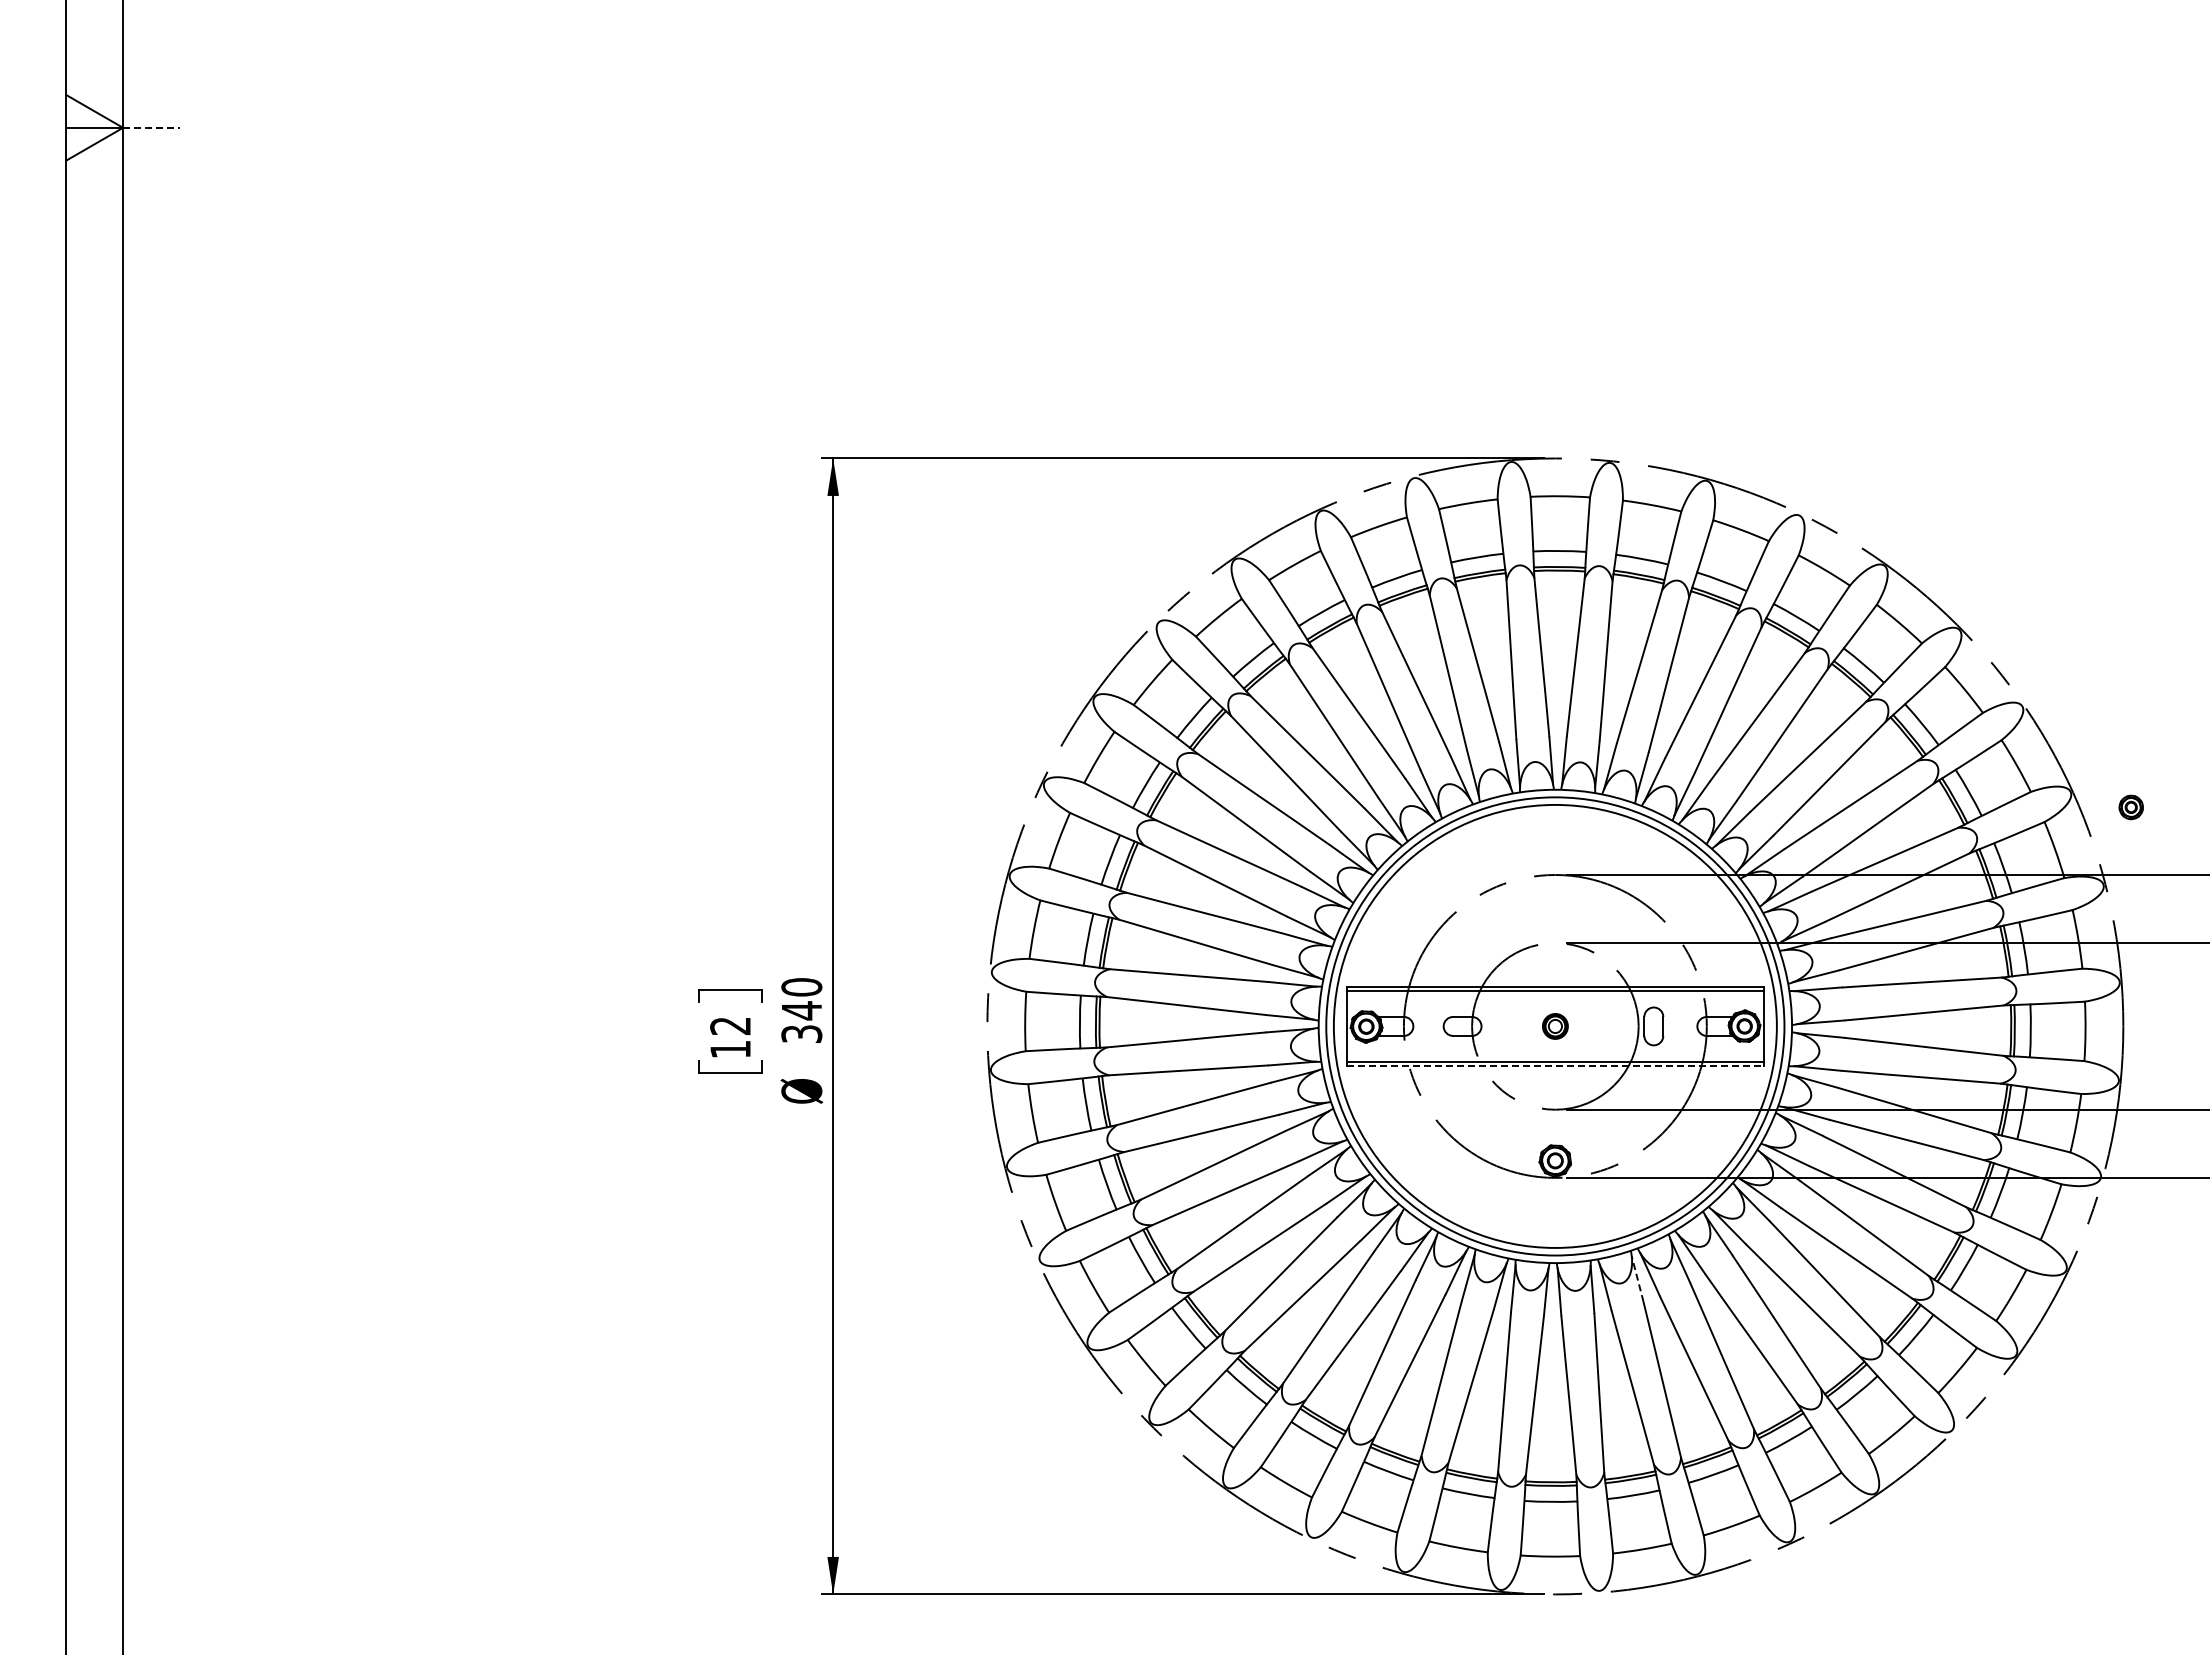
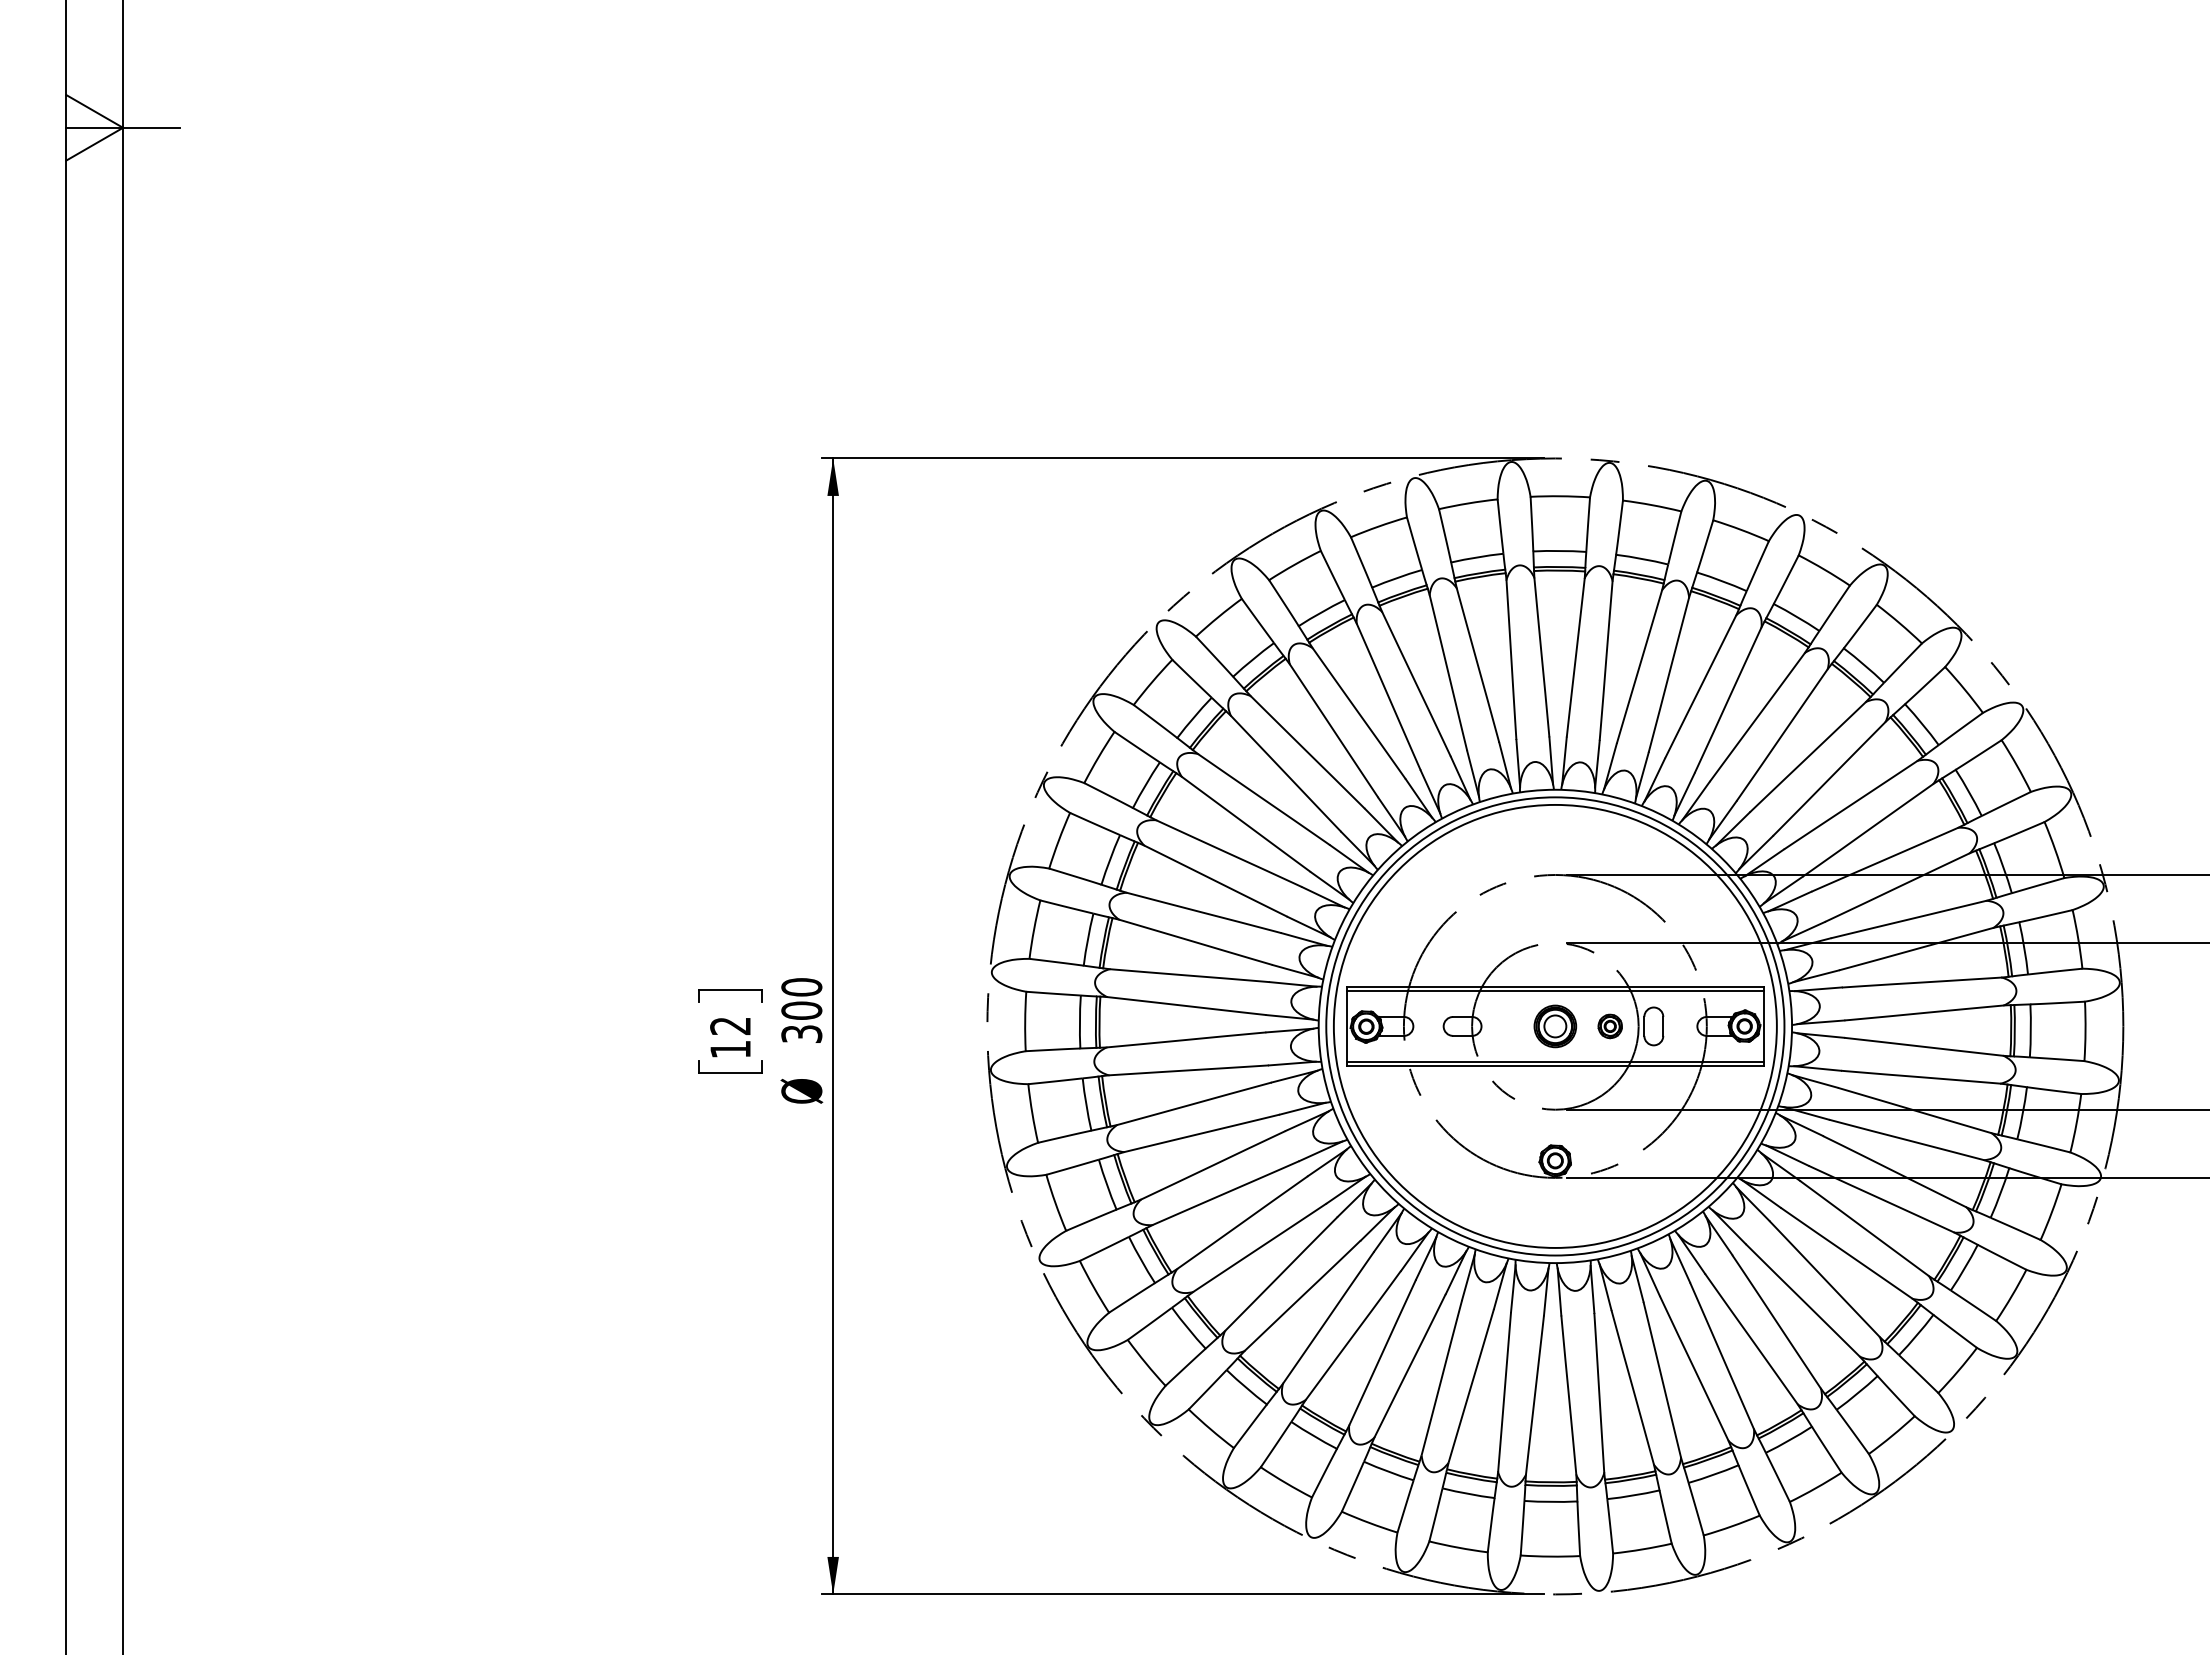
line: dashed -> solid (151, 127)
part position: (2130, 807) -> (1609, 1026) (1609, 1026)
text: 340 -> 300 (801, 1010)
part size: 27x27 px -> 45x45 px (1555, 1026)
line: dashed -> solid (1555, 1066)
line: dashed -> solid (1637, 1279)
